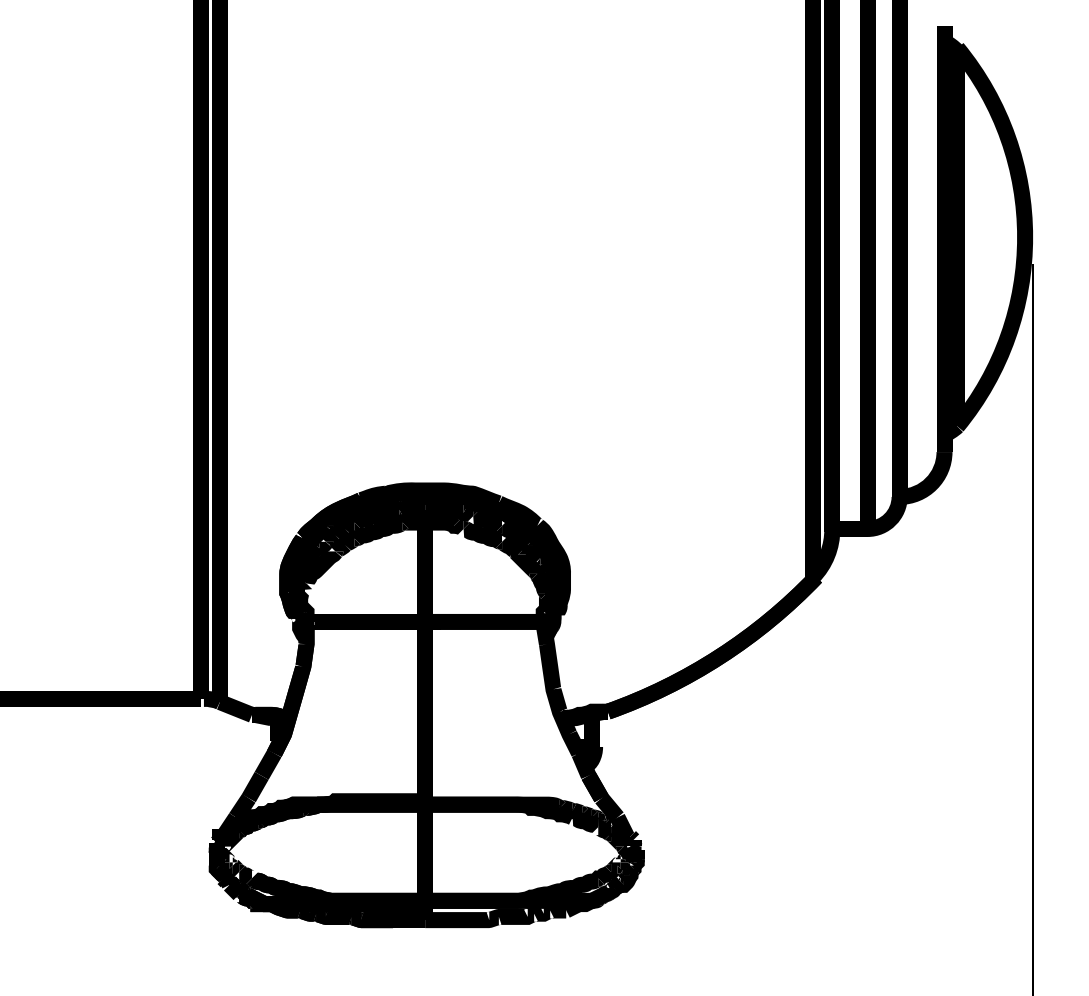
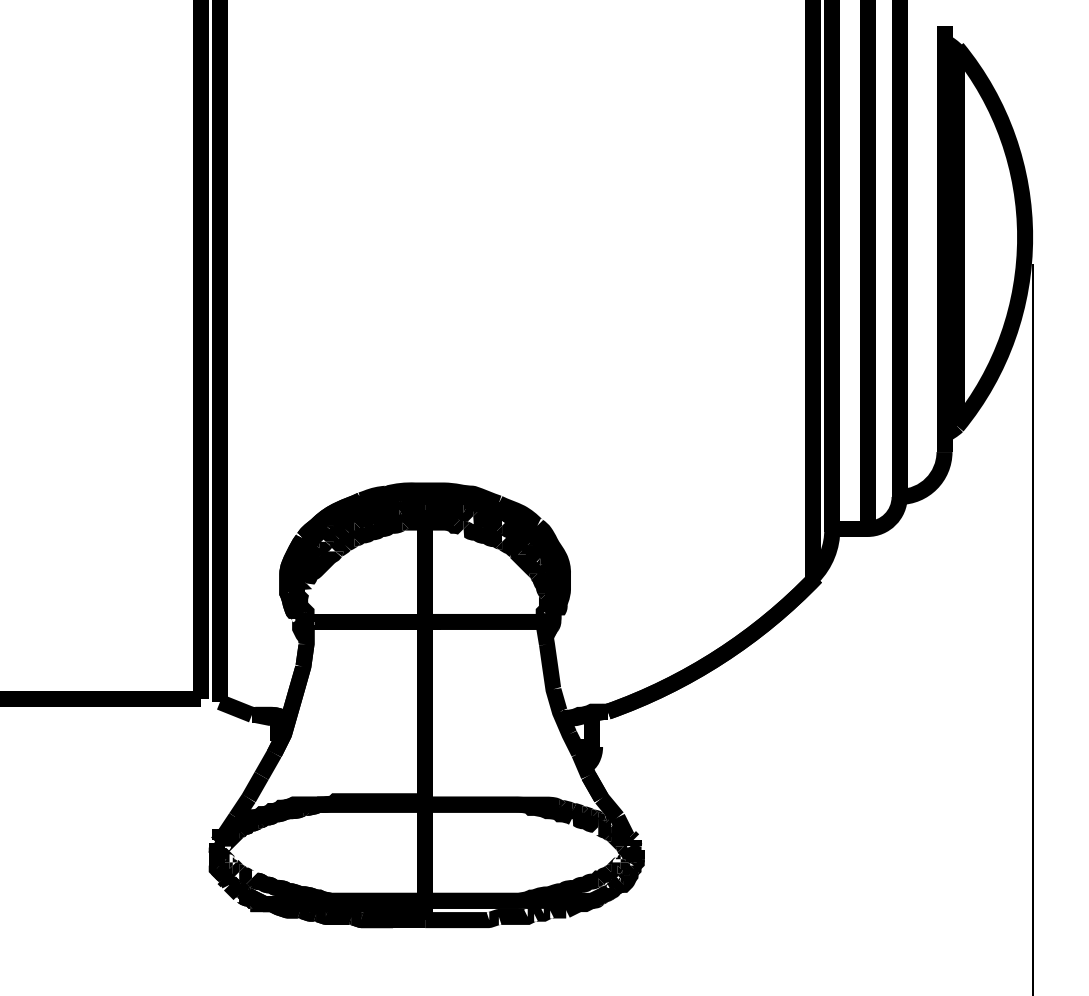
fill: present -> none (213, 699)
